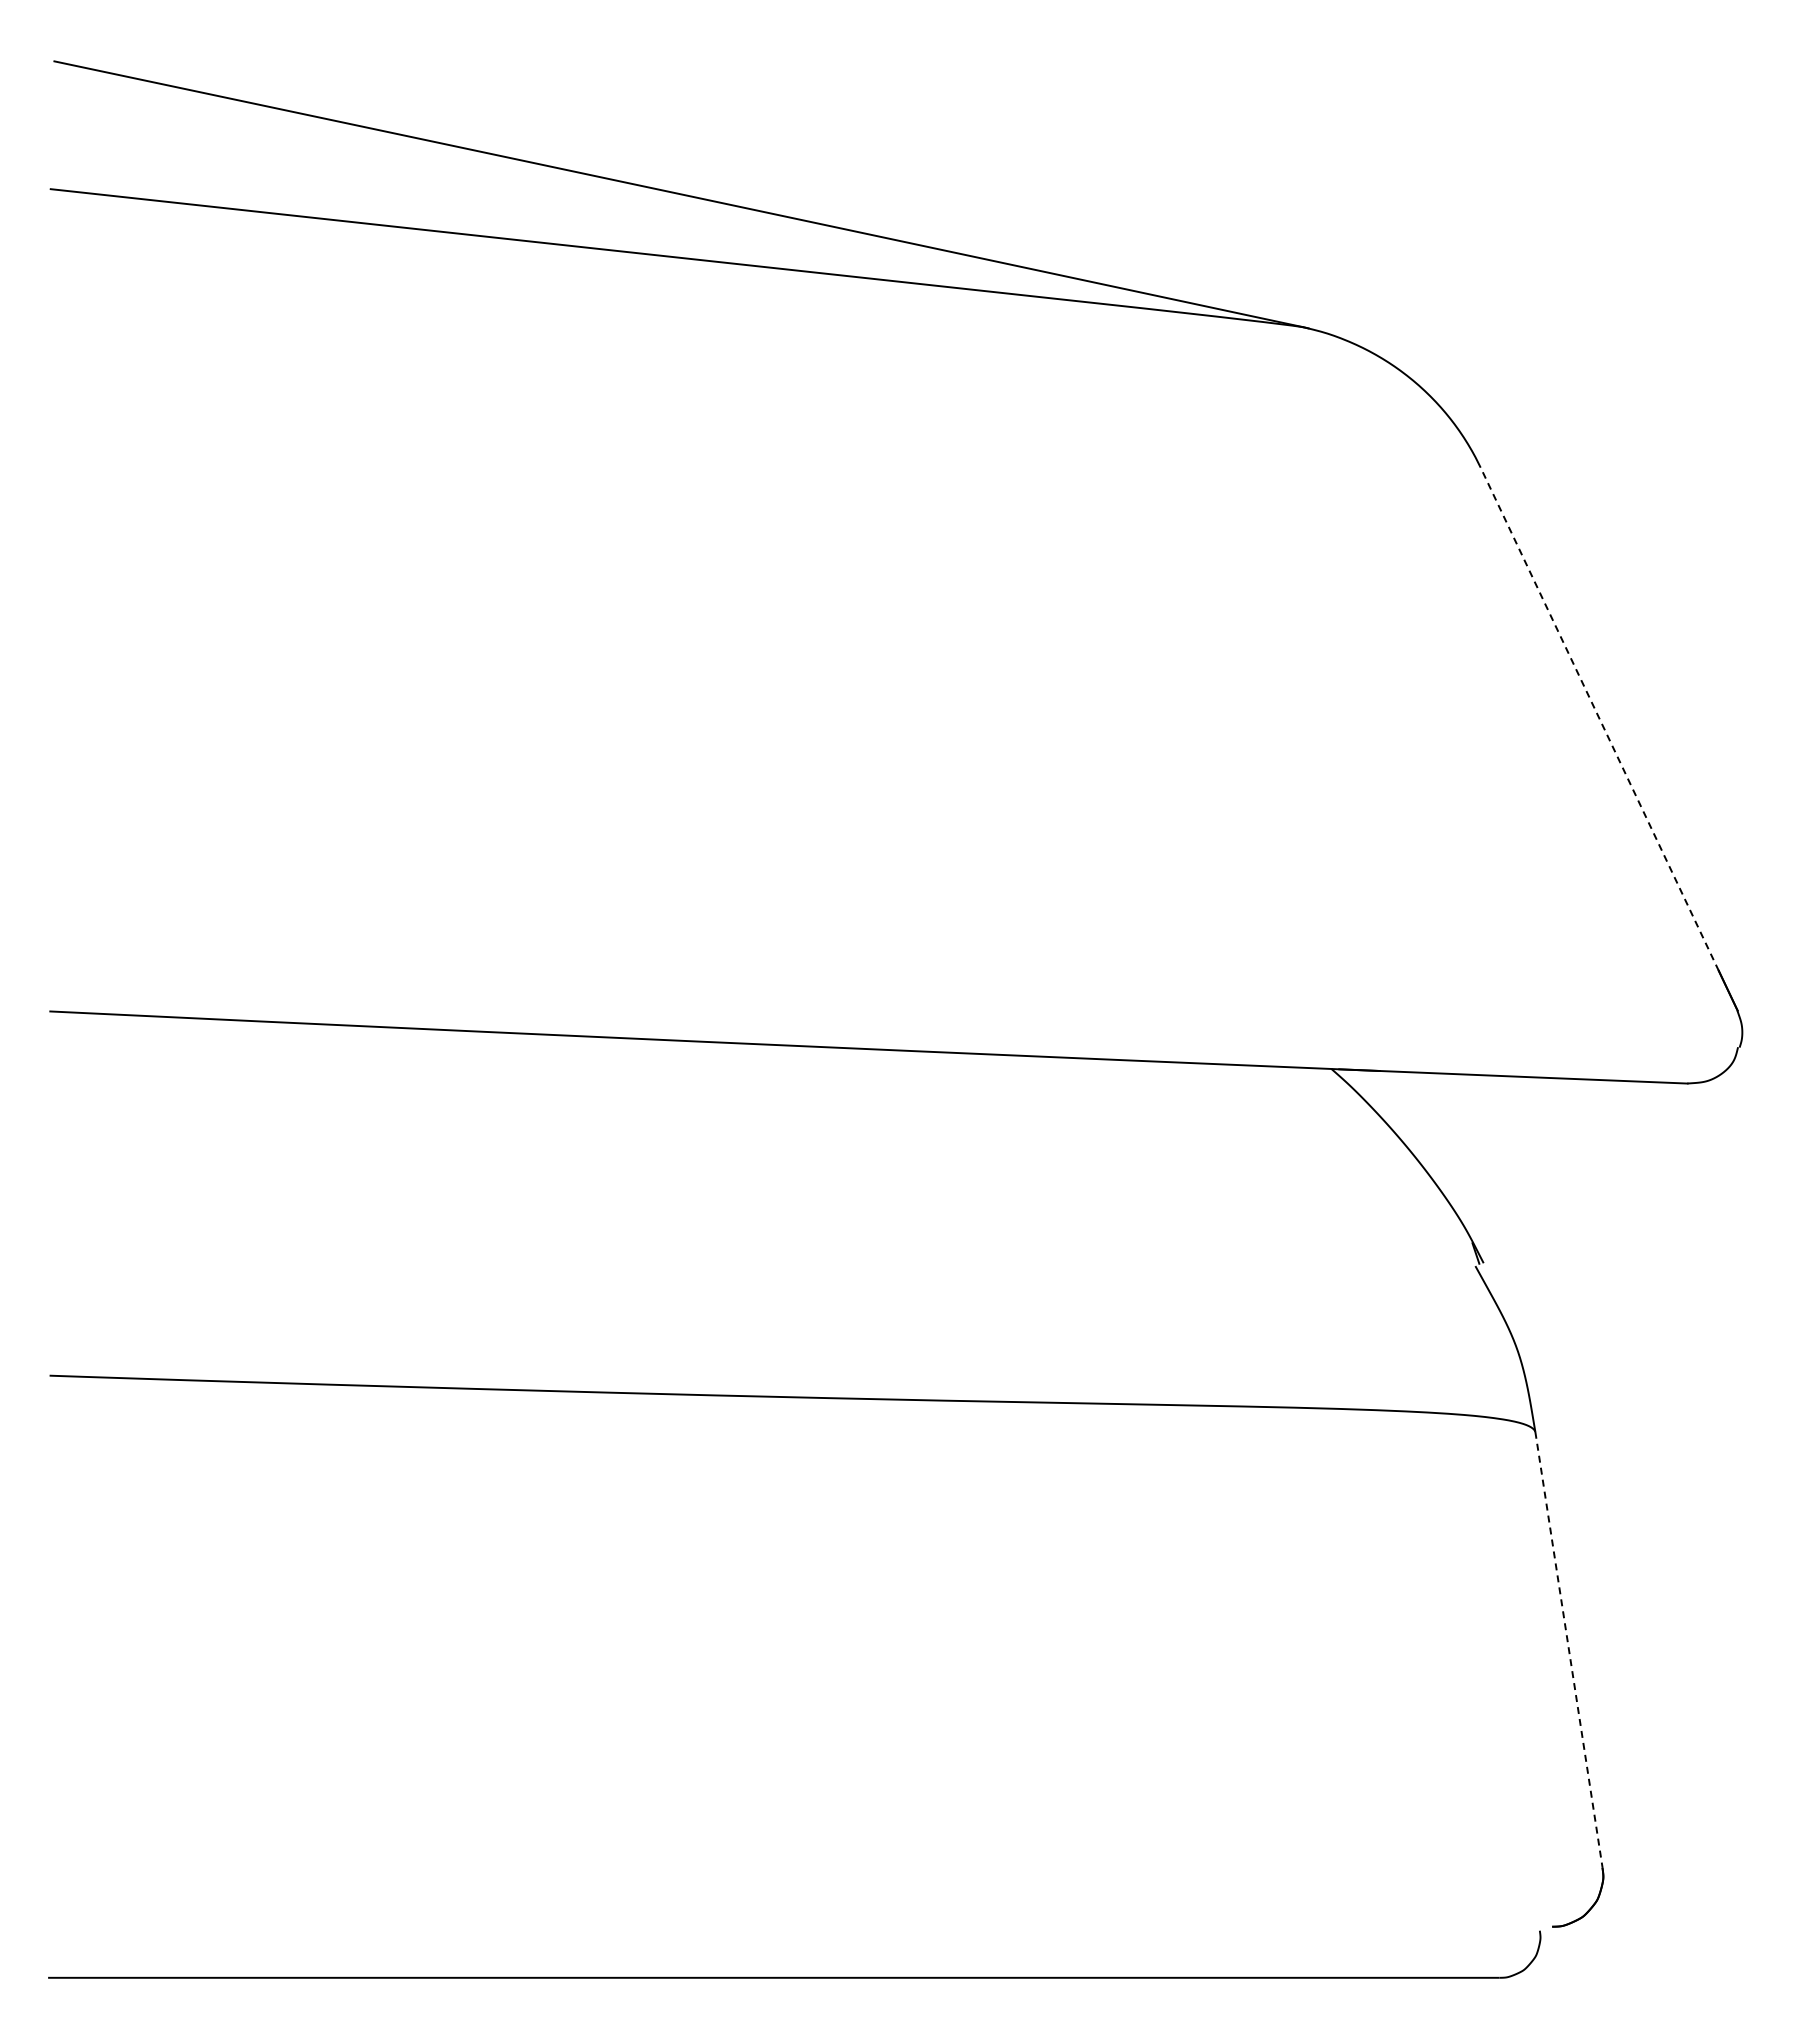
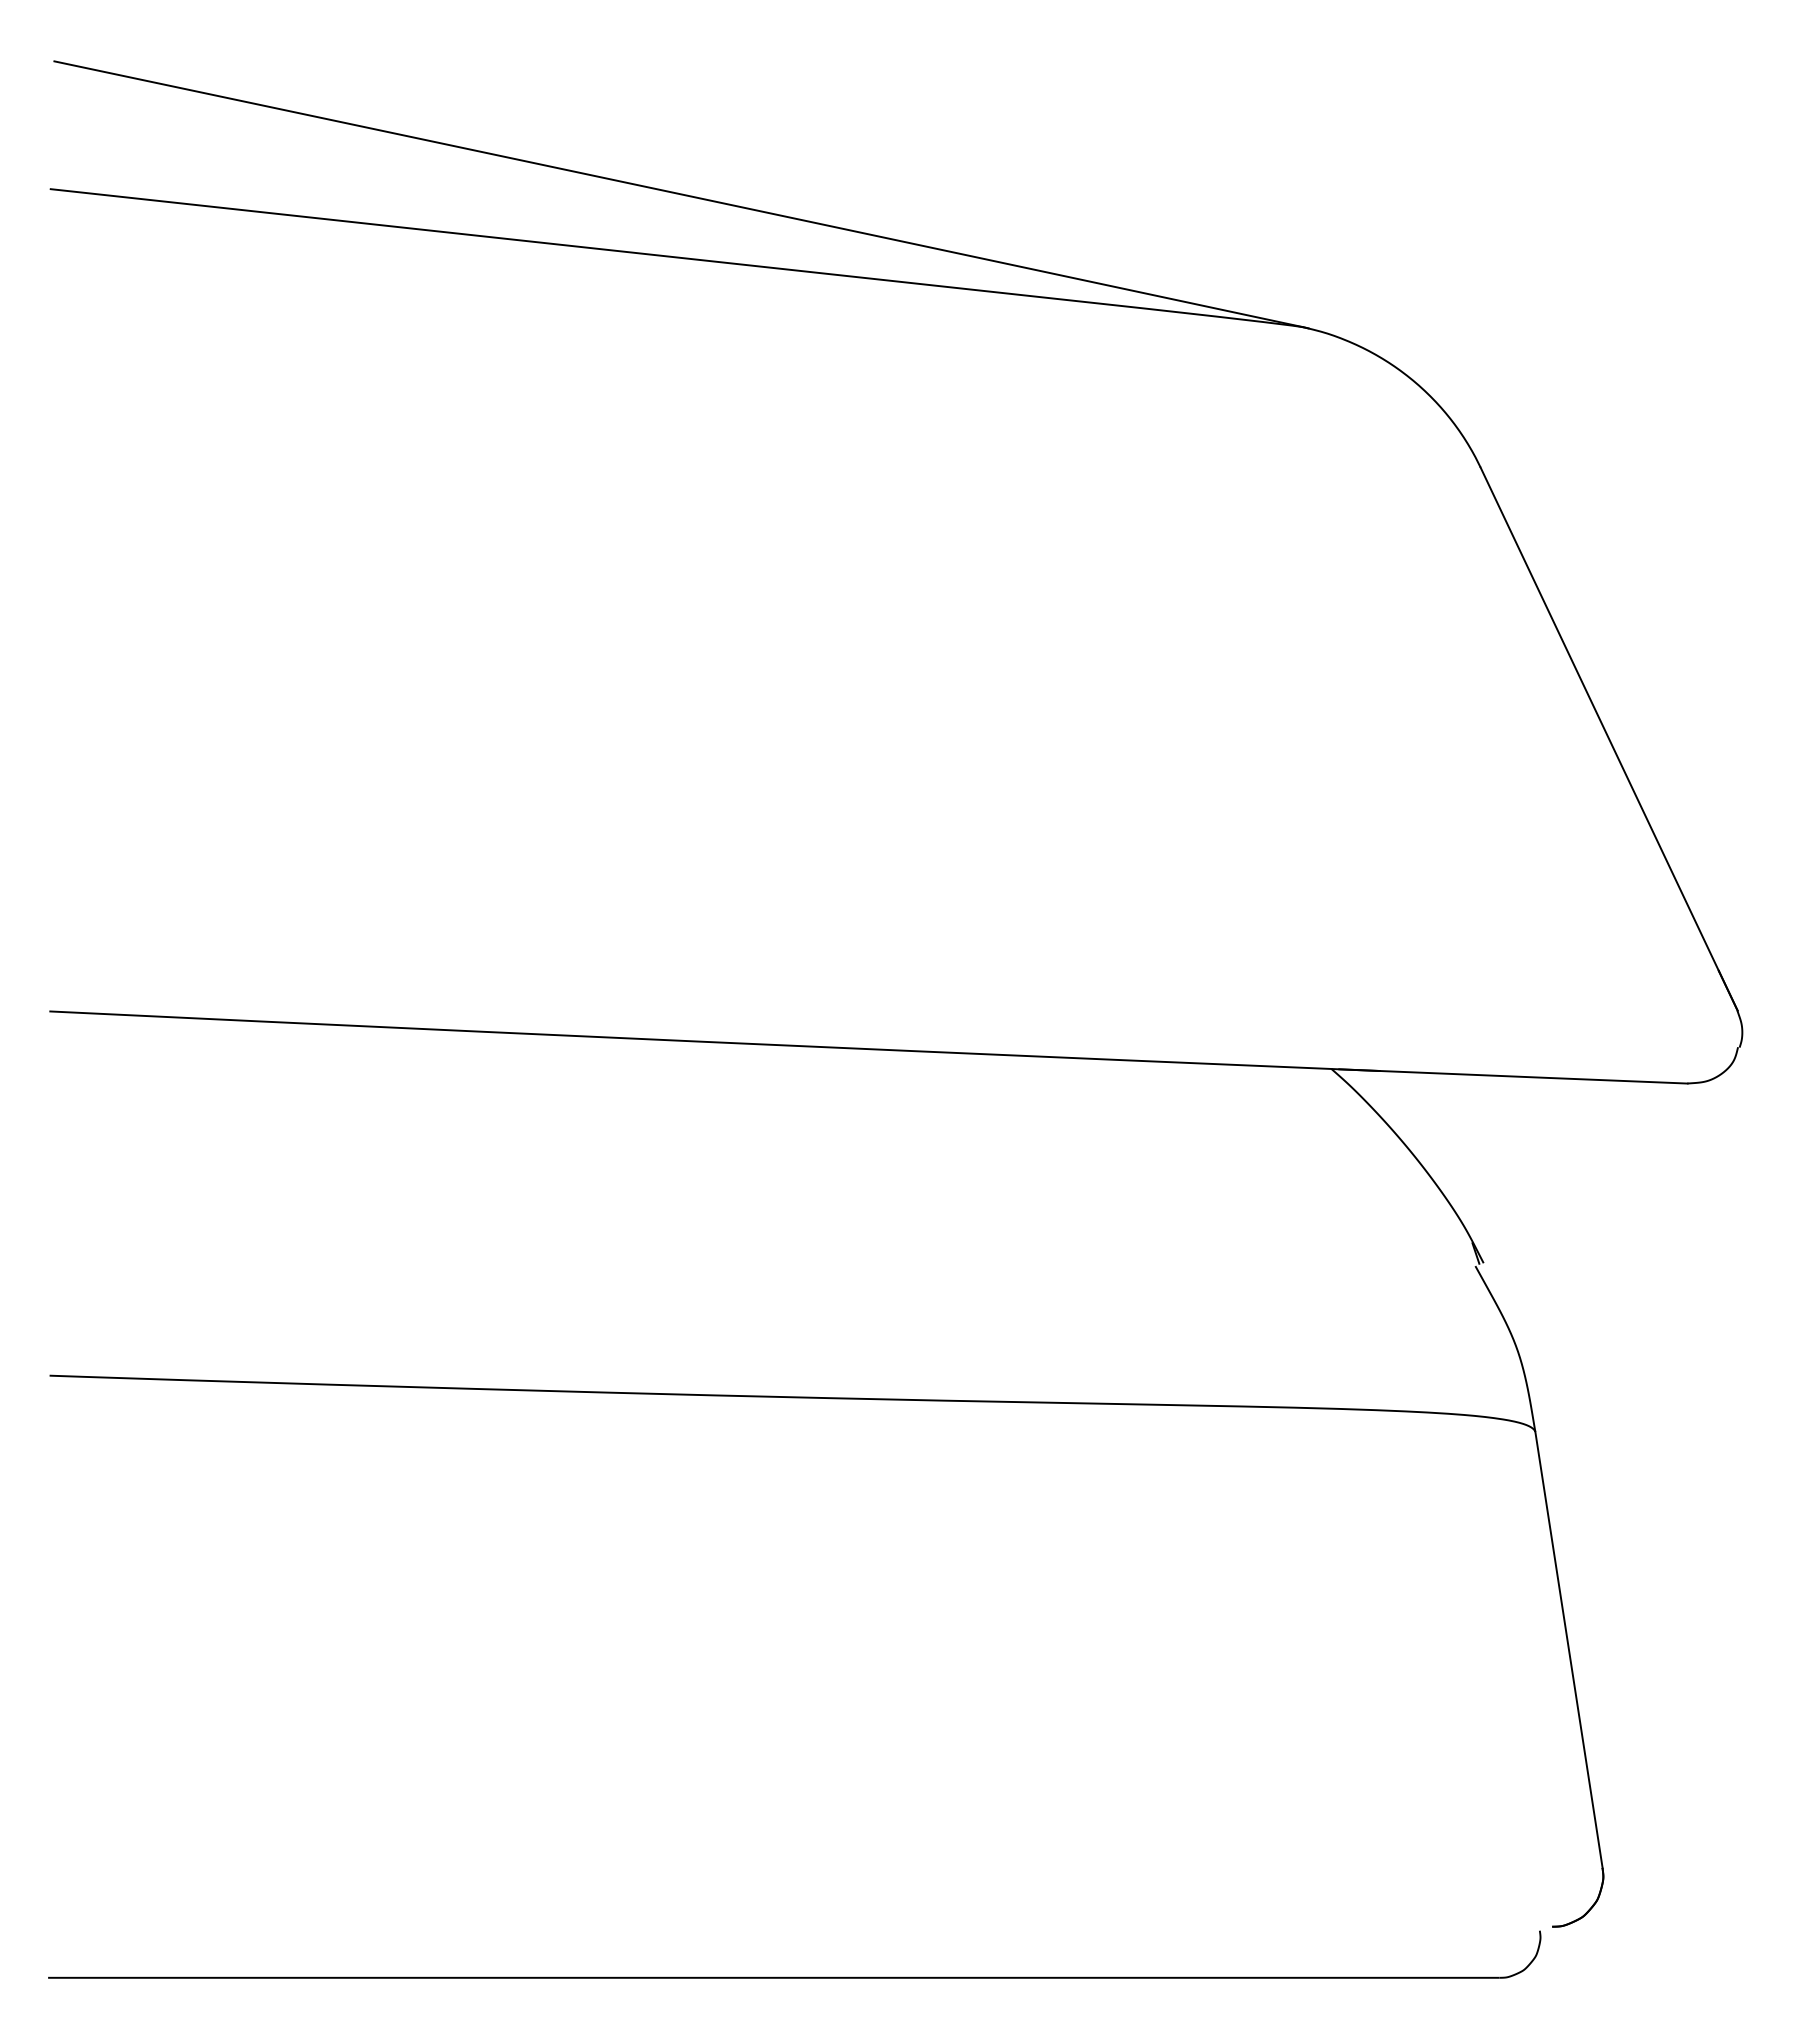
line: dashed -> solid (1599, 718)
line: dashed -> solid (1568, 1649)
